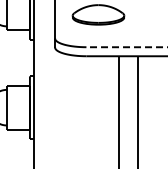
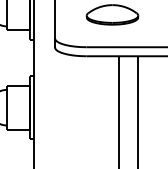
part position: (98, 14) -> (112, 14) (112, 14)
line: dashed -> solid (126, 47)
